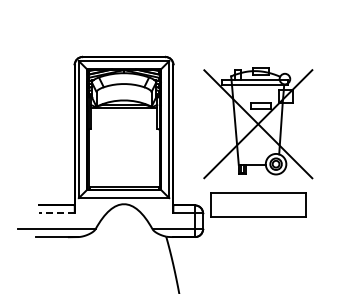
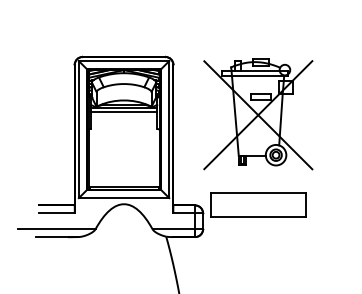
line: none -> present (123, 111)
part position: (258, 123) -> (258, 114) (258, 114)
line: dashed -> solid (56, 213)
